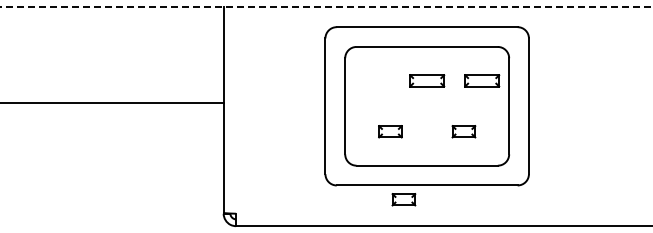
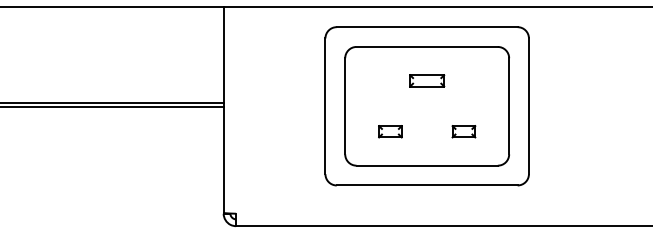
line: dashed -> solid (325, 6)
part: present -> none (482, 80)
line: none -> present (112, 107)
part: present -> none (403, 199)
